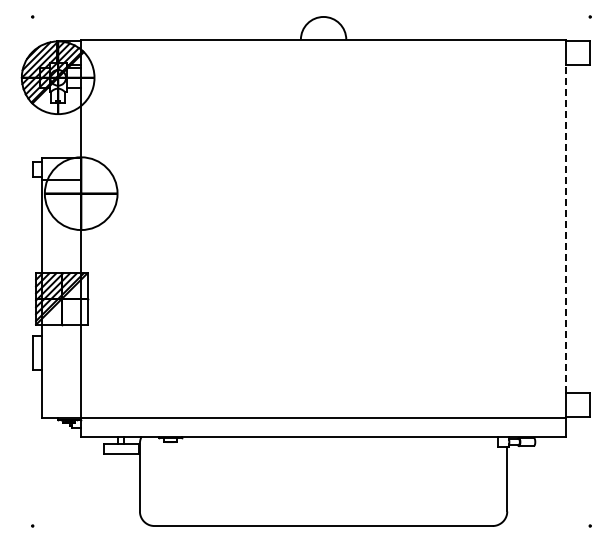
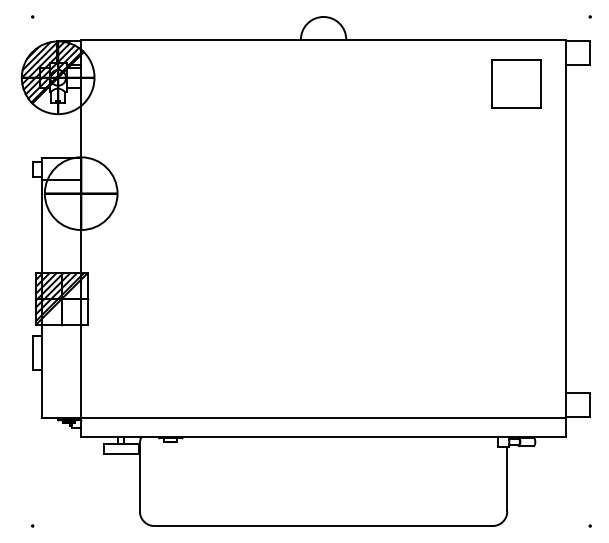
part: none -> present (516, 83)
line: dashed -> solid (566, 228)
